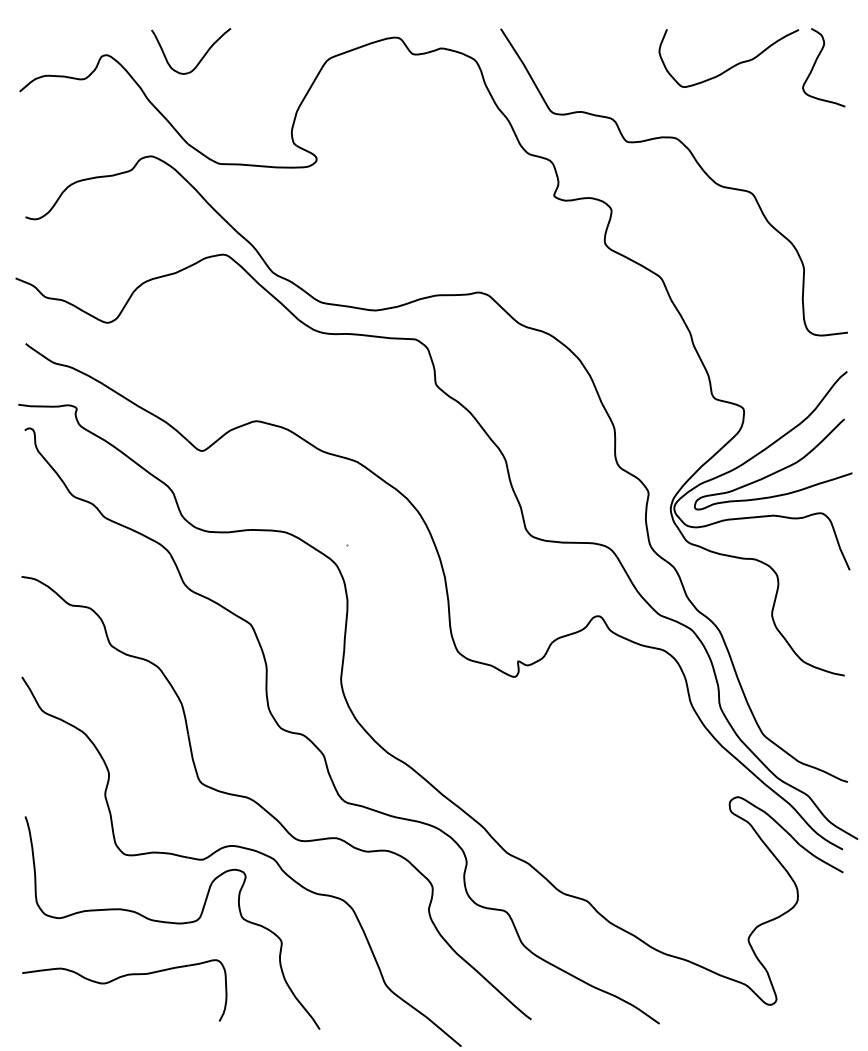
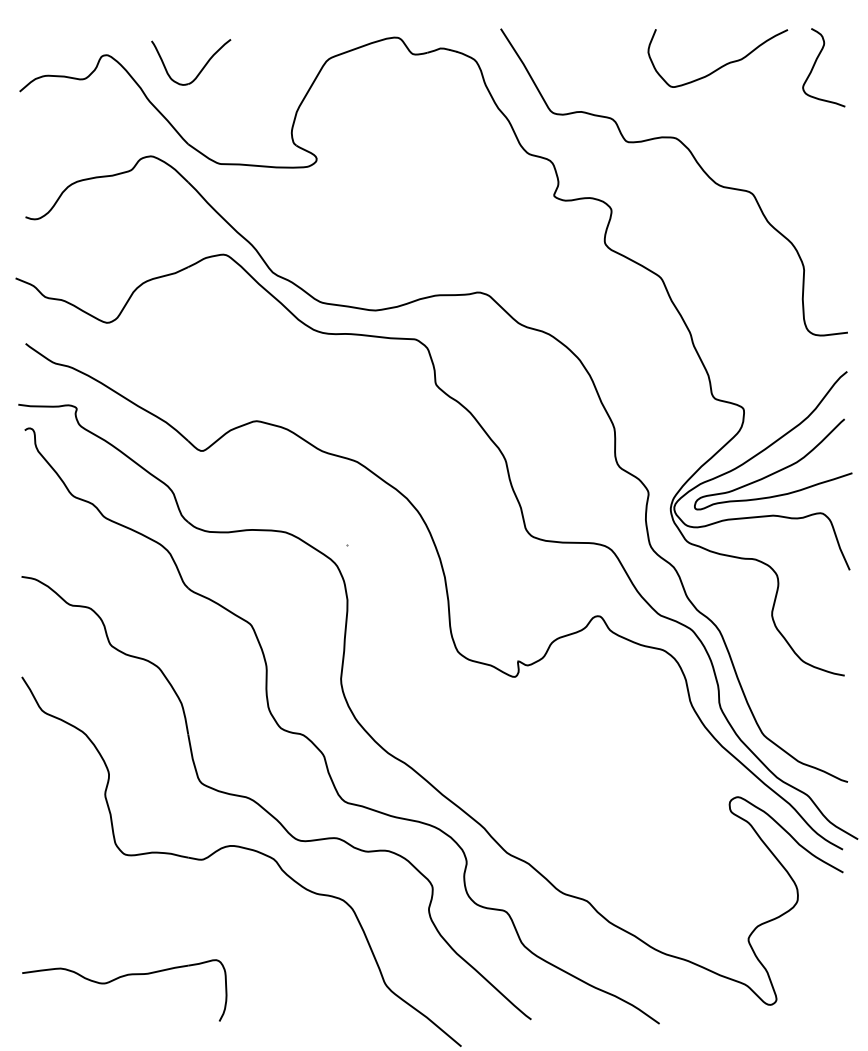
part position: (200, 59) -> (200, 70) (200, 70)
curve position: (734, 64) -> (723, 64) (723, 64)
part: present -> none (172, 922)
